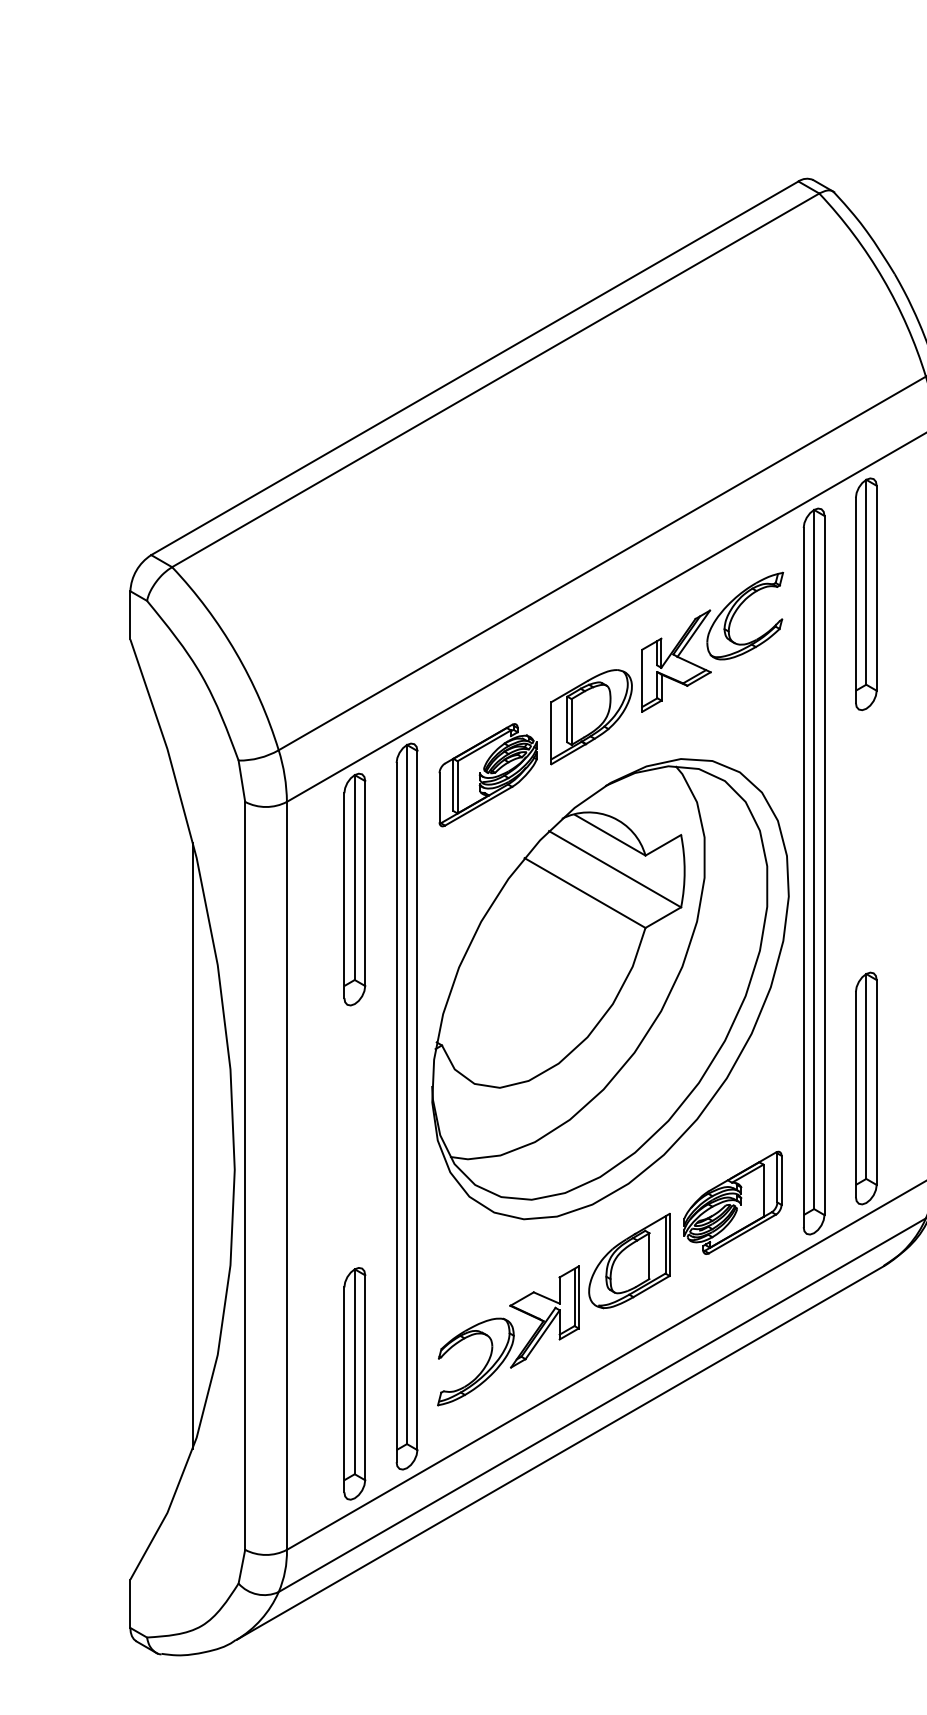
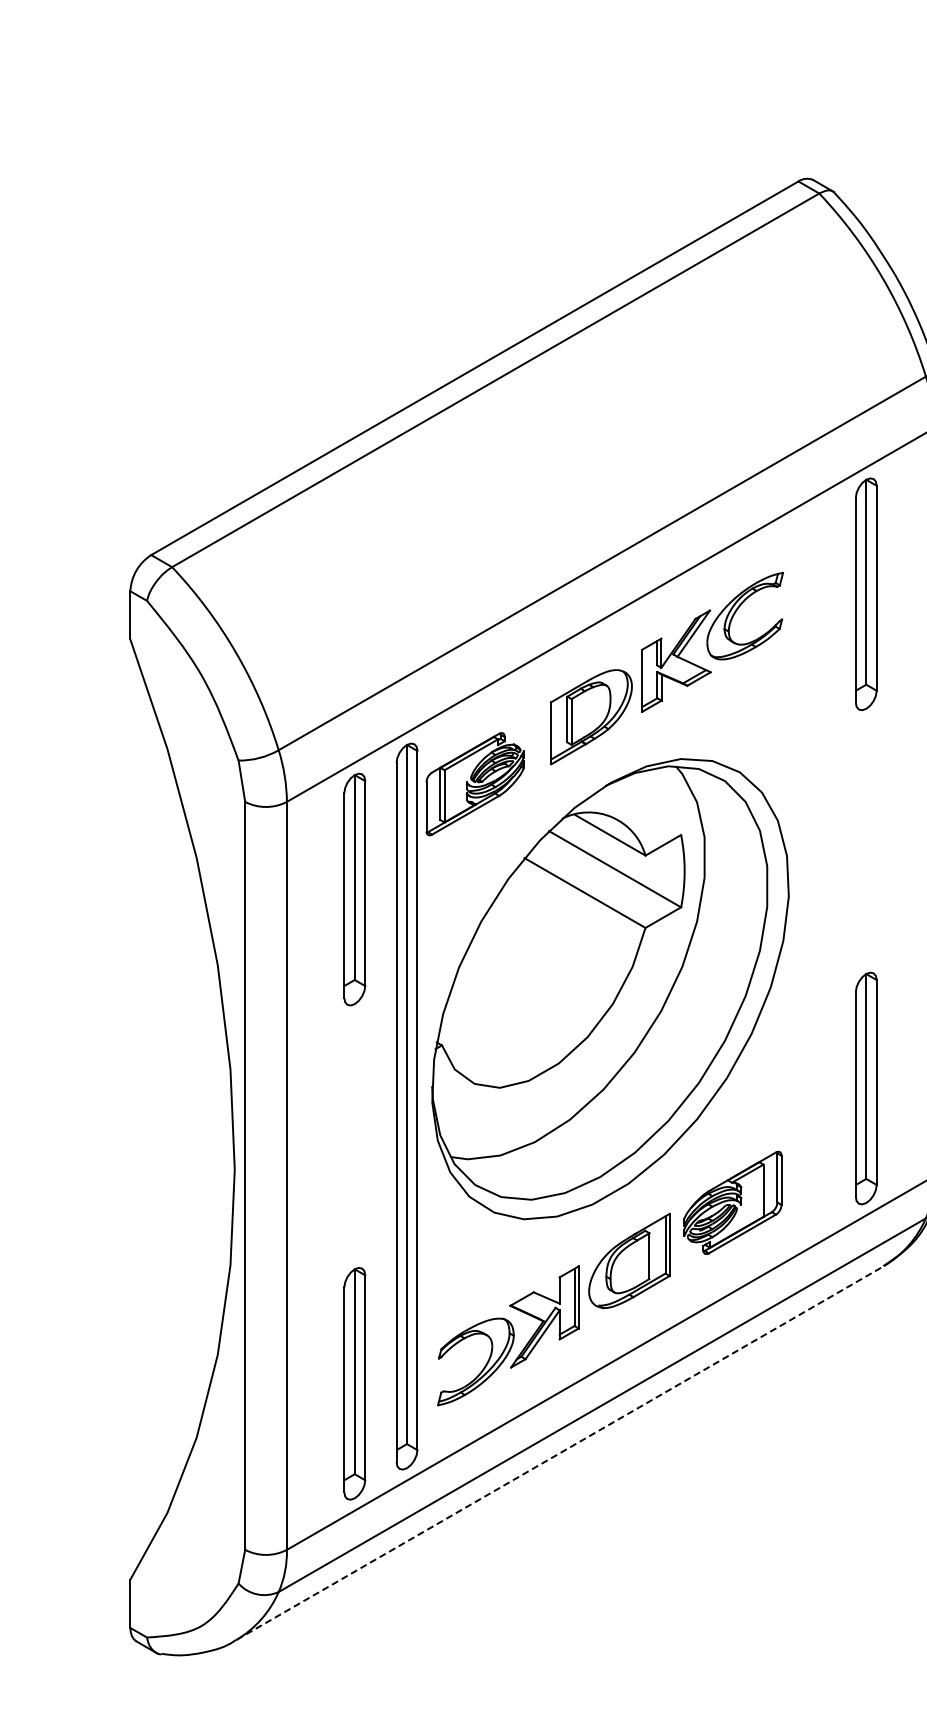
part position: (487, 775) -> (474, 784) (474, 784)
part: present -> none (813, 871)
line: present -> none (192, 1145)
line: solid -> dashed (560, 1452)
